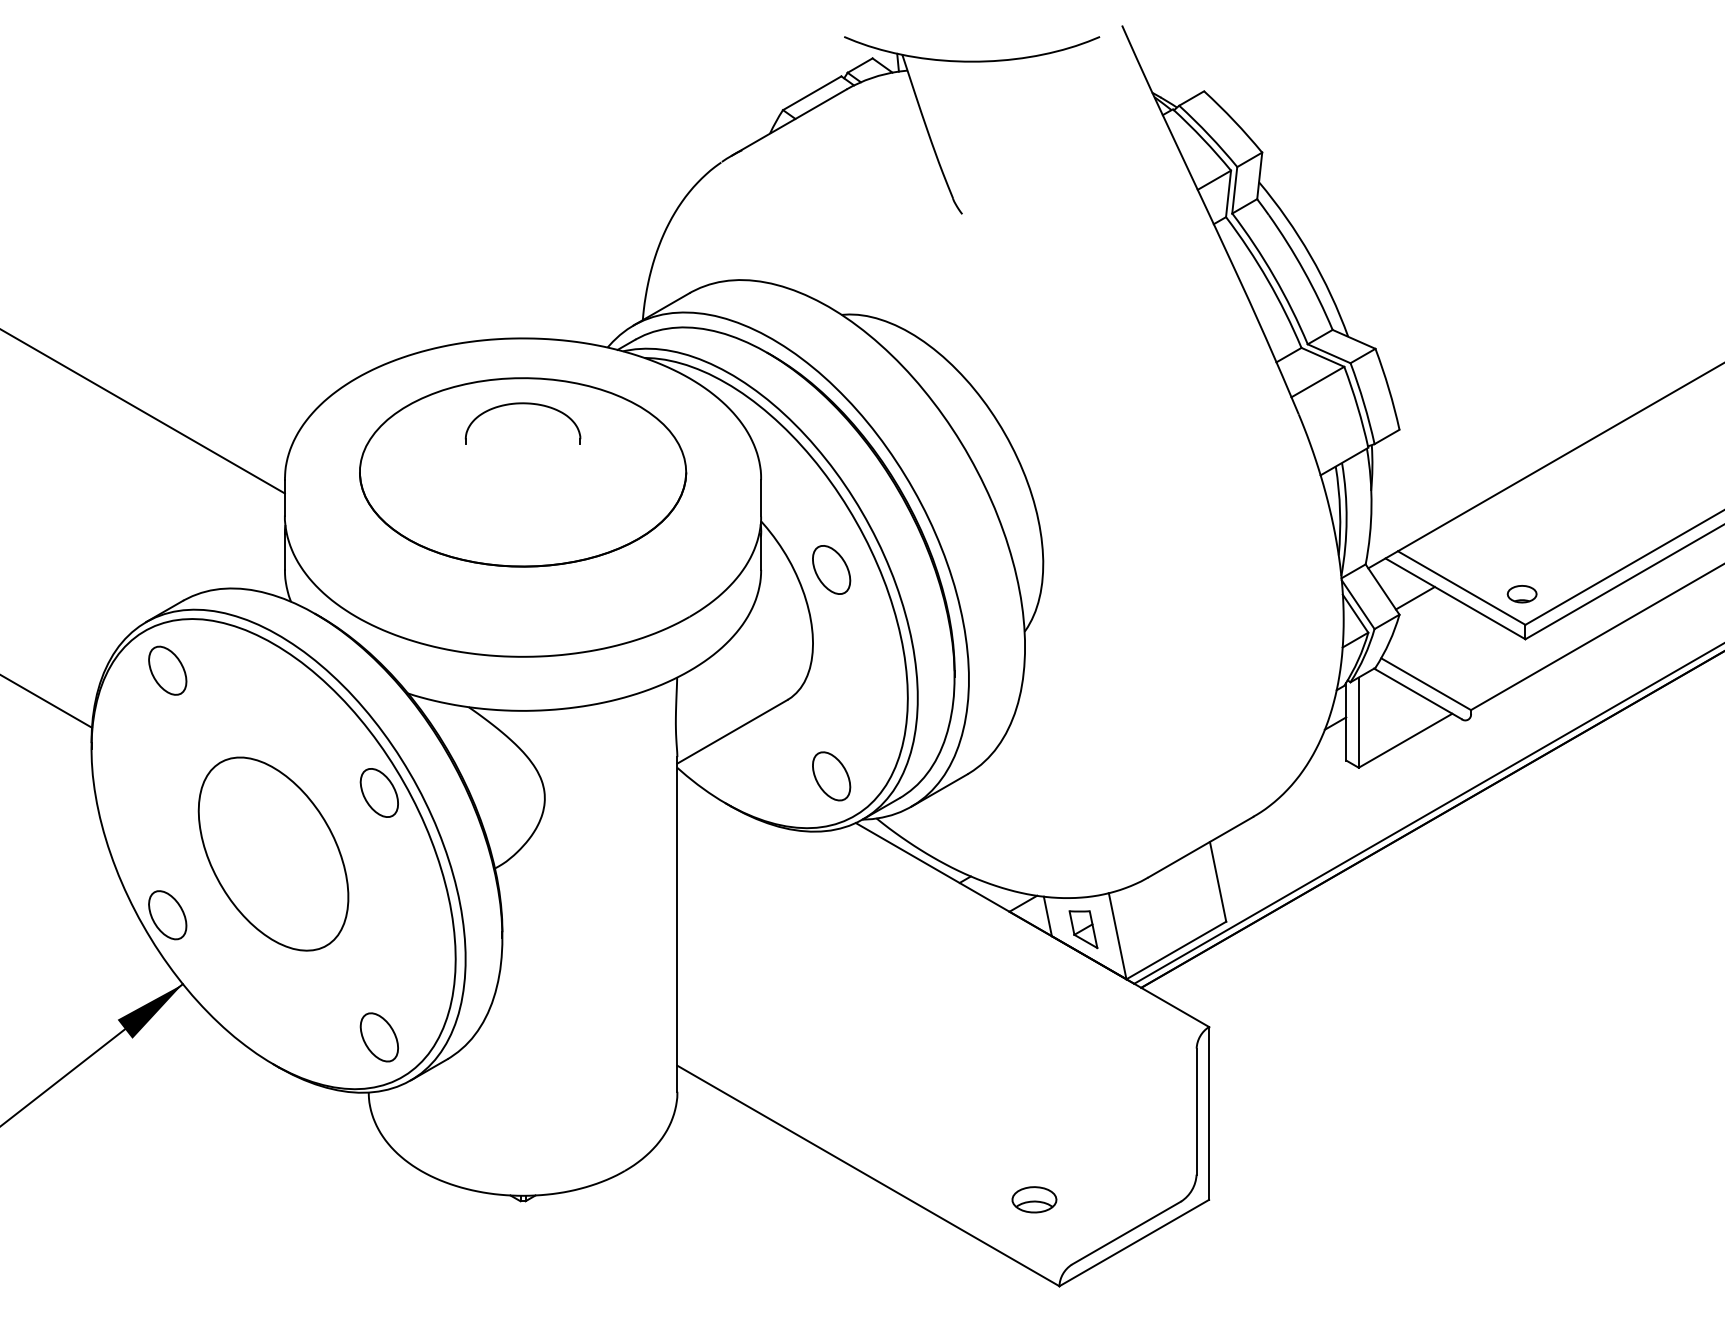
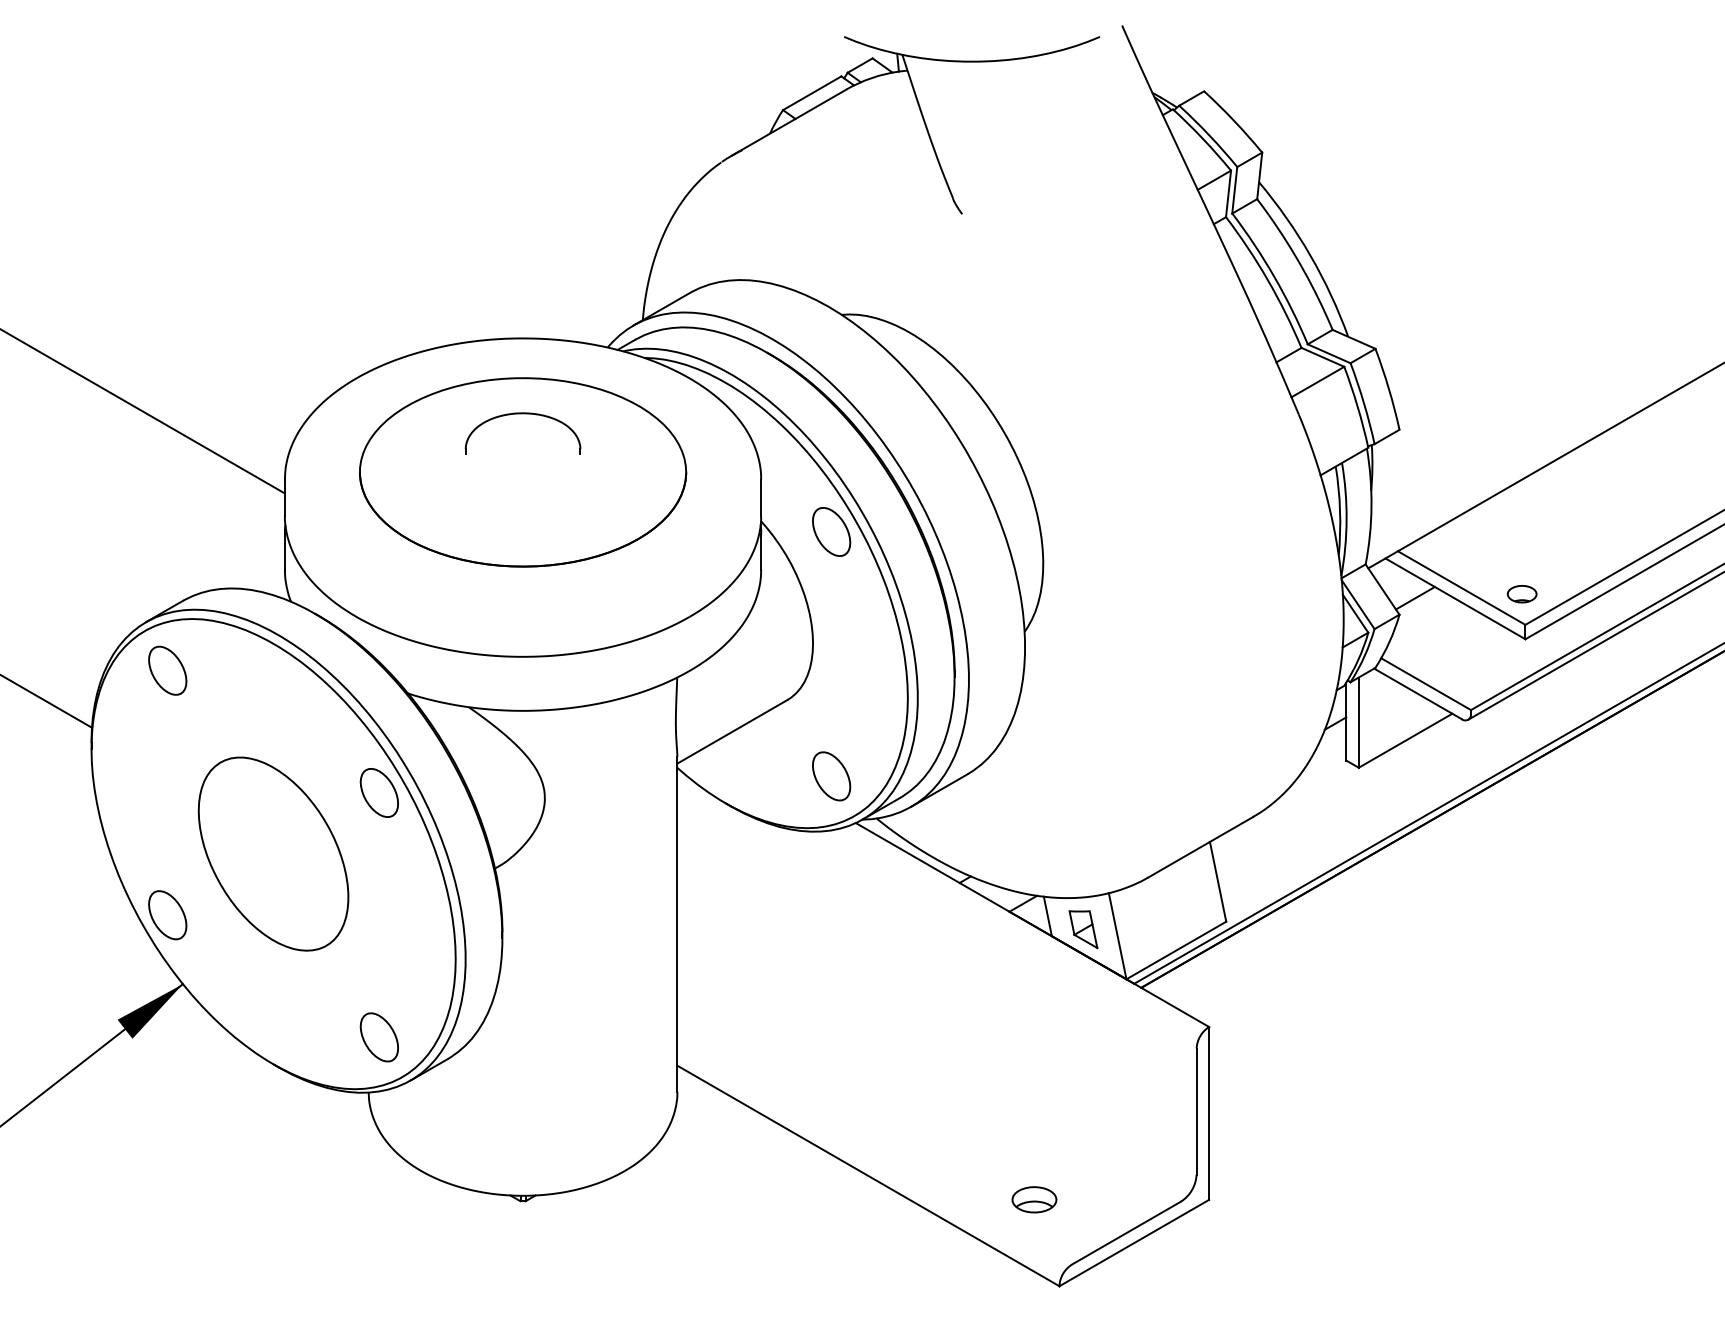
part position: (522, 404) -> (522, 414) (522, 414)
part position: (831, 569) -> (831, 531) (831, 531)
line: none -> present (1594, 646)
